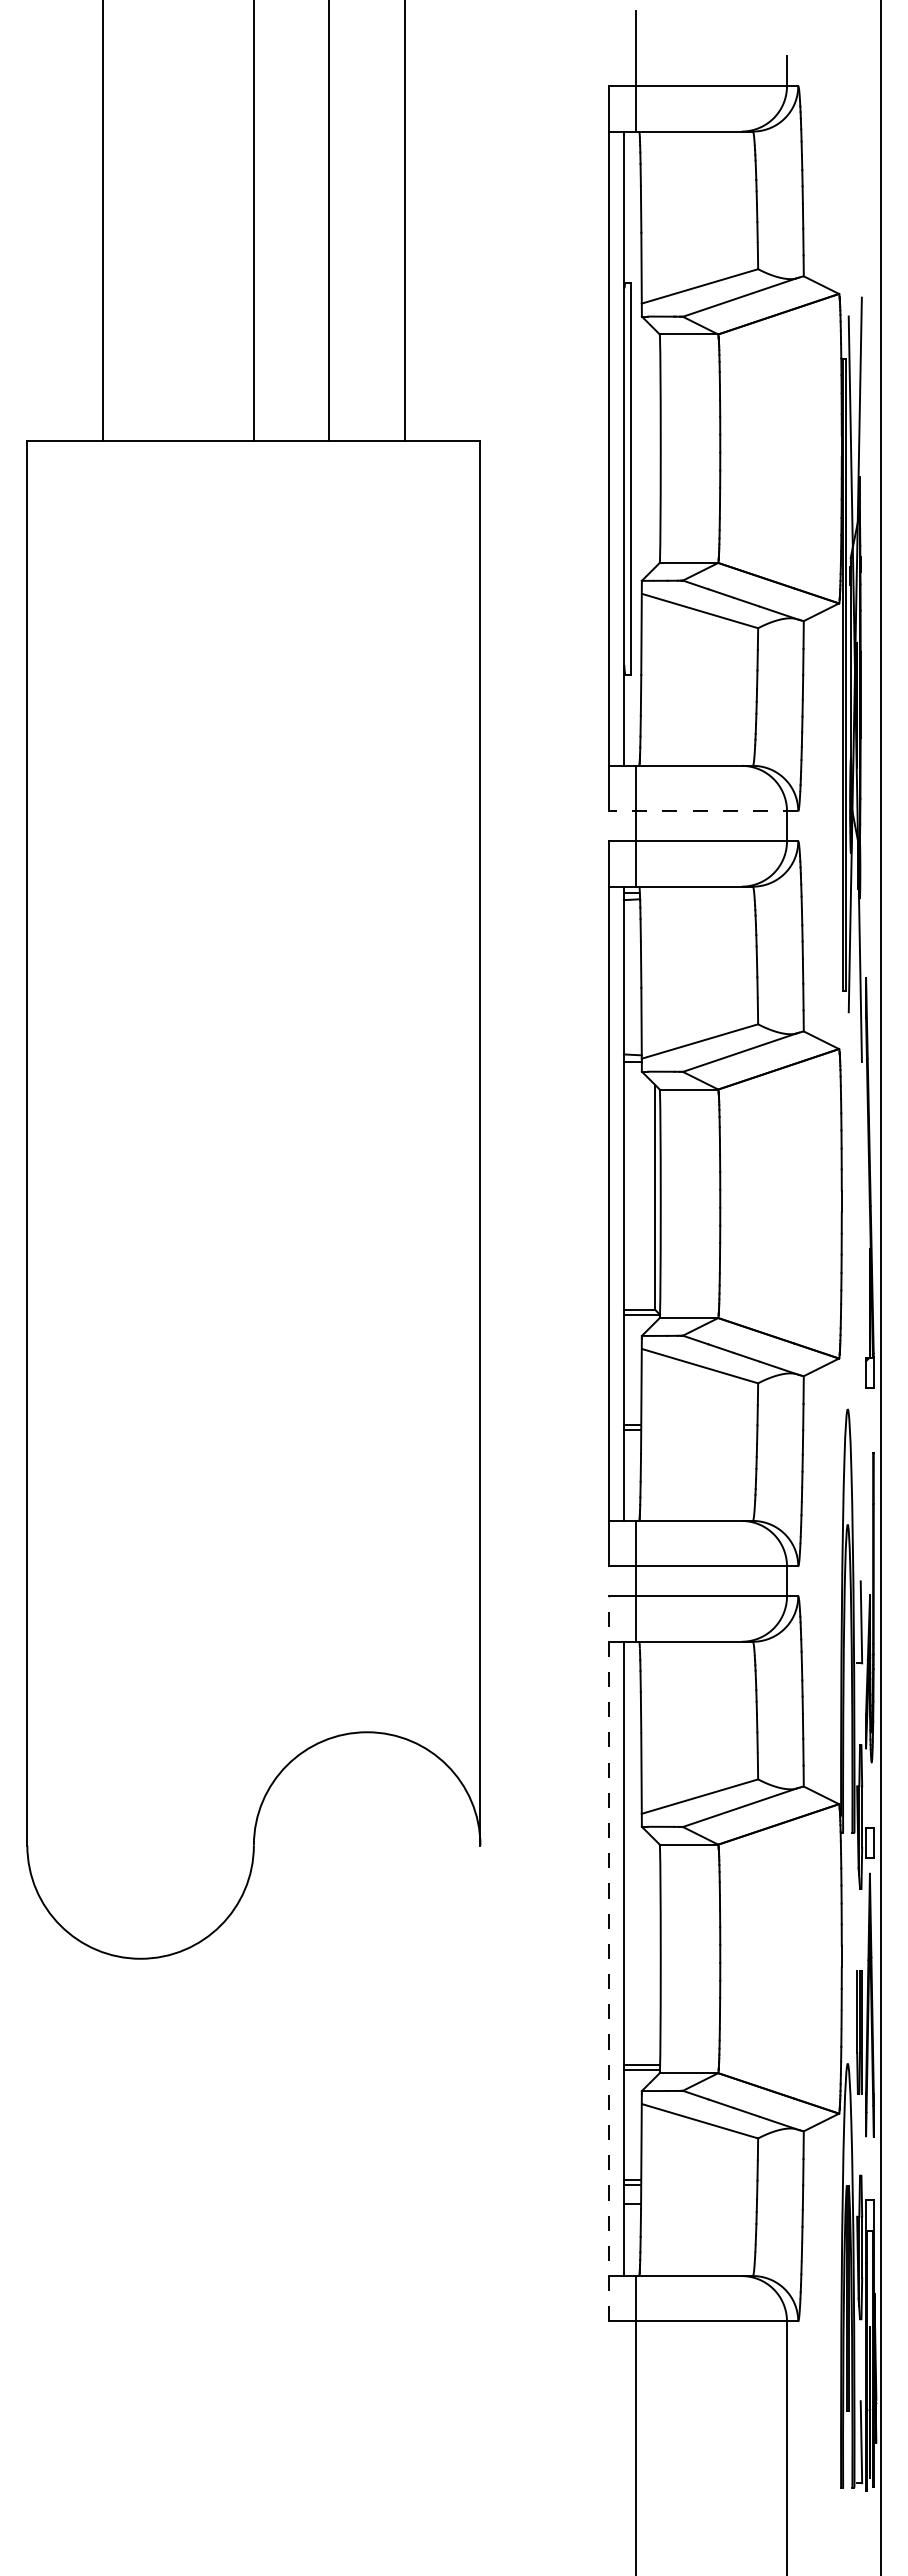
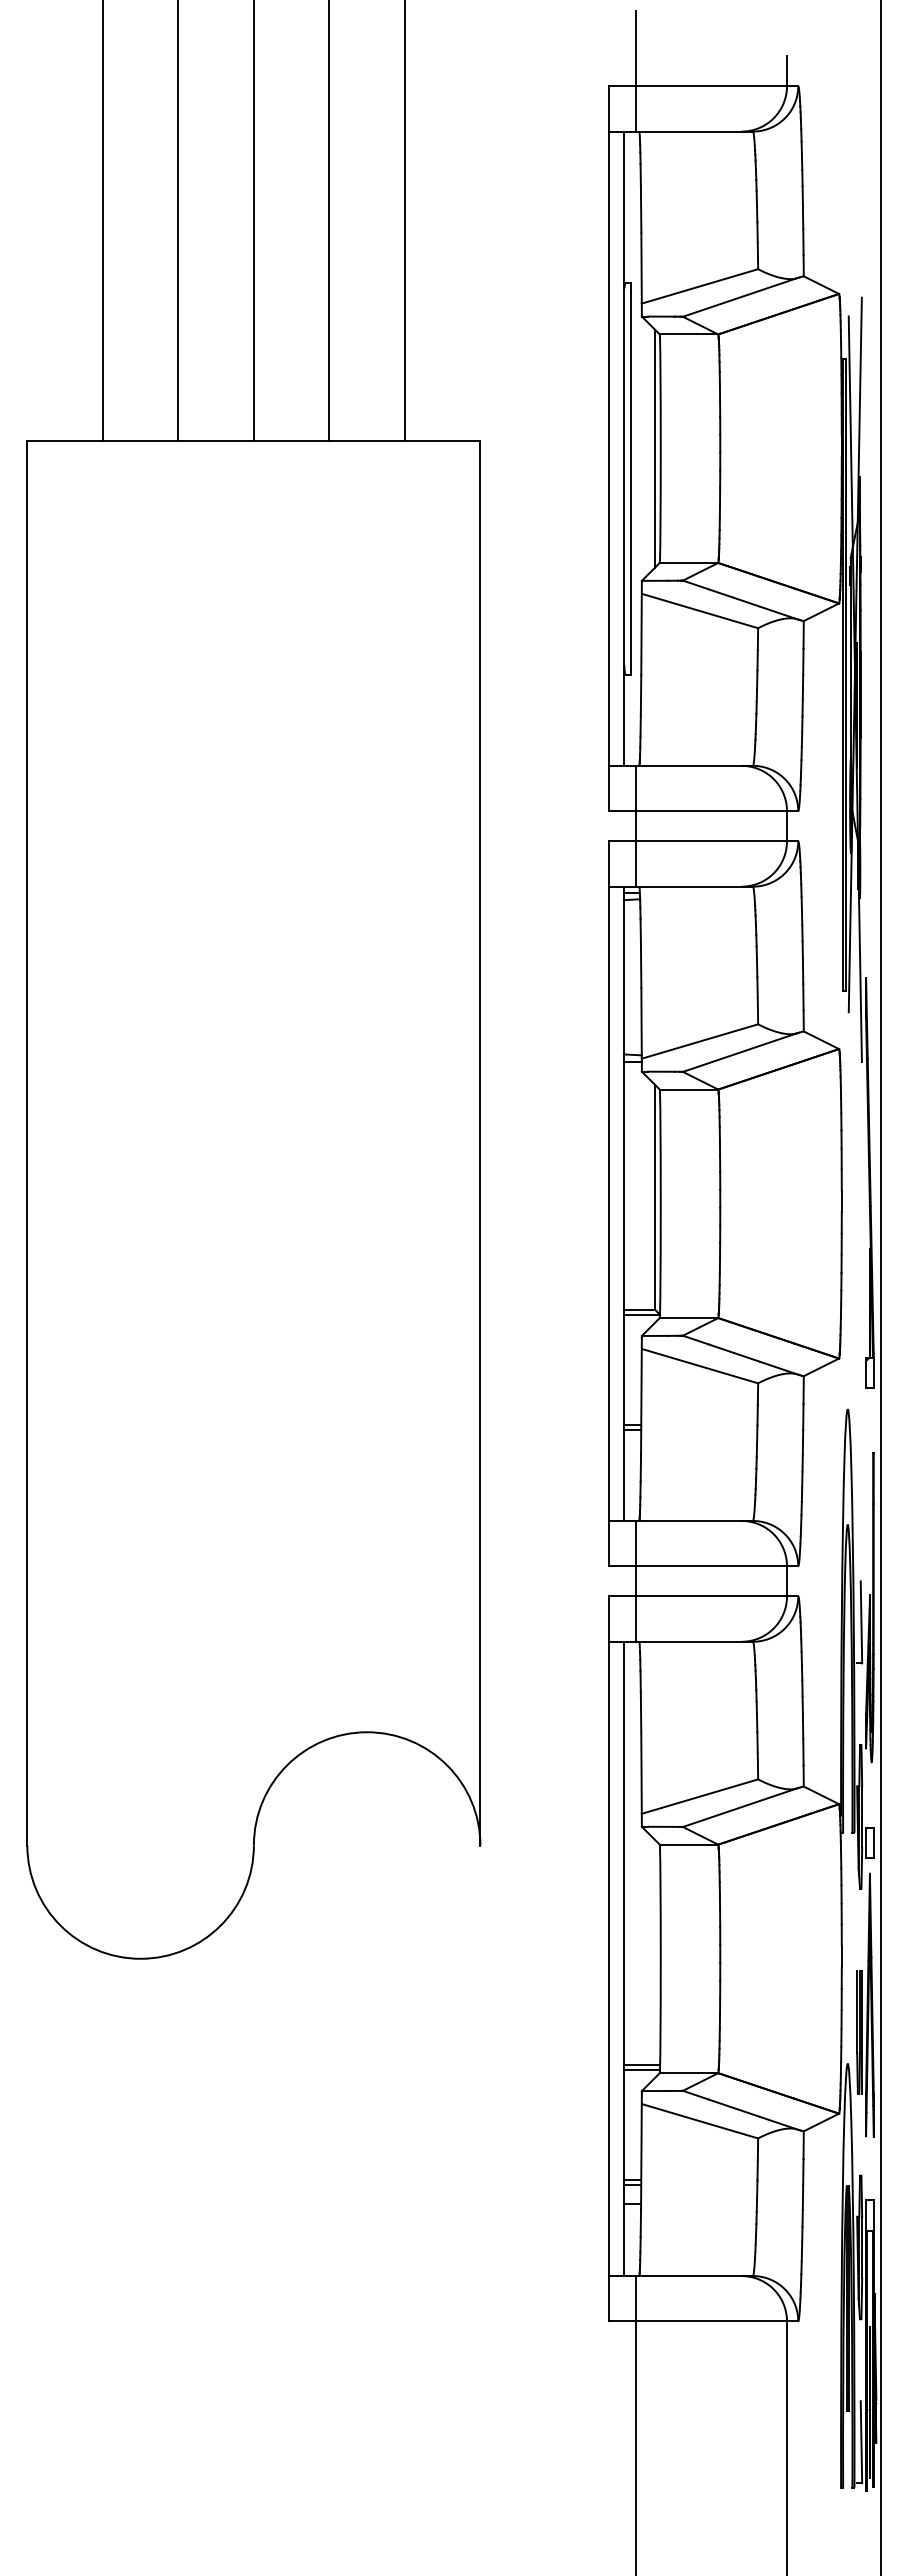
line: none -> present (178, 221)
line: none -> present (654, 448)
line: dashed -> solid (703, 811)
line: dashed -> solid (608, 1958)
